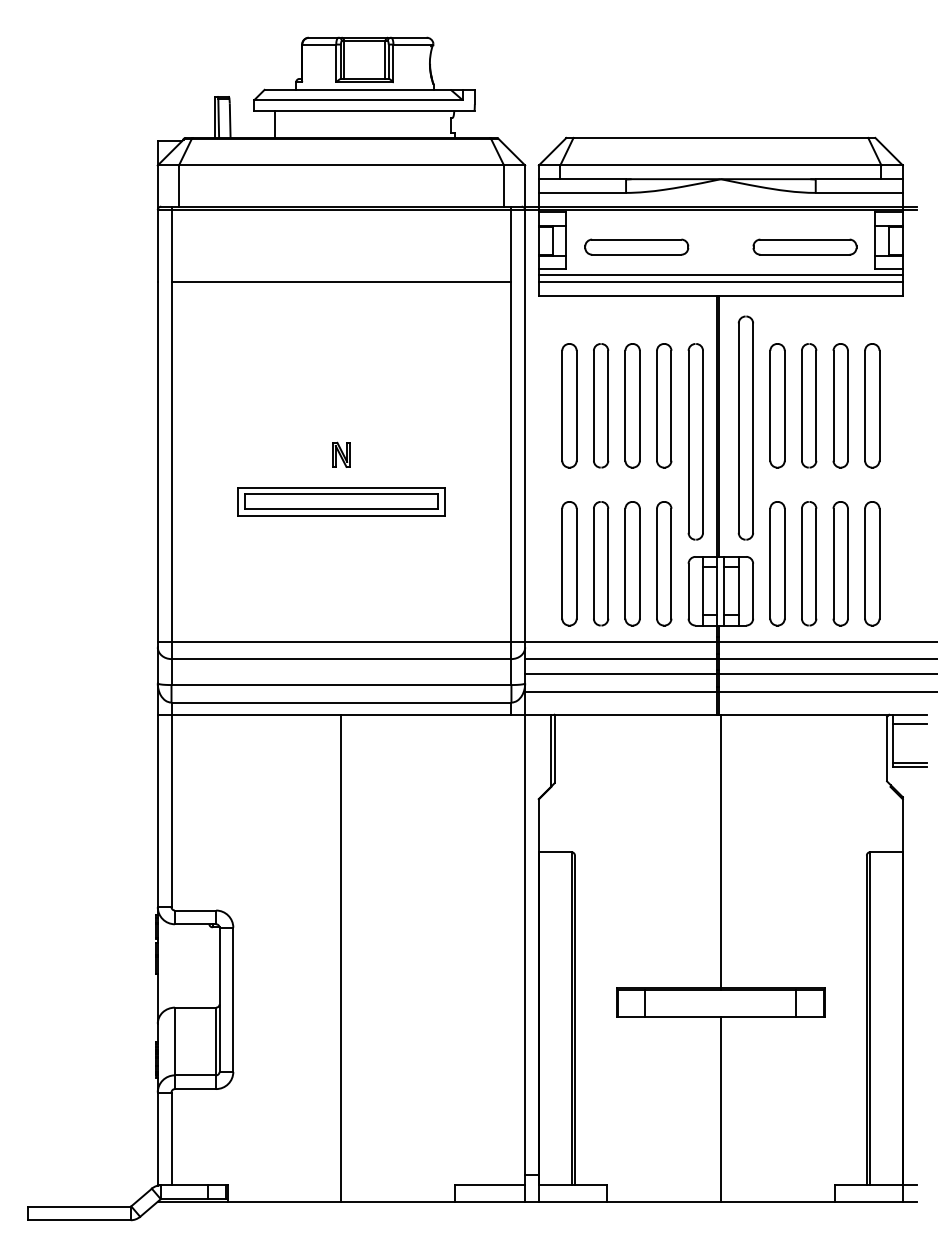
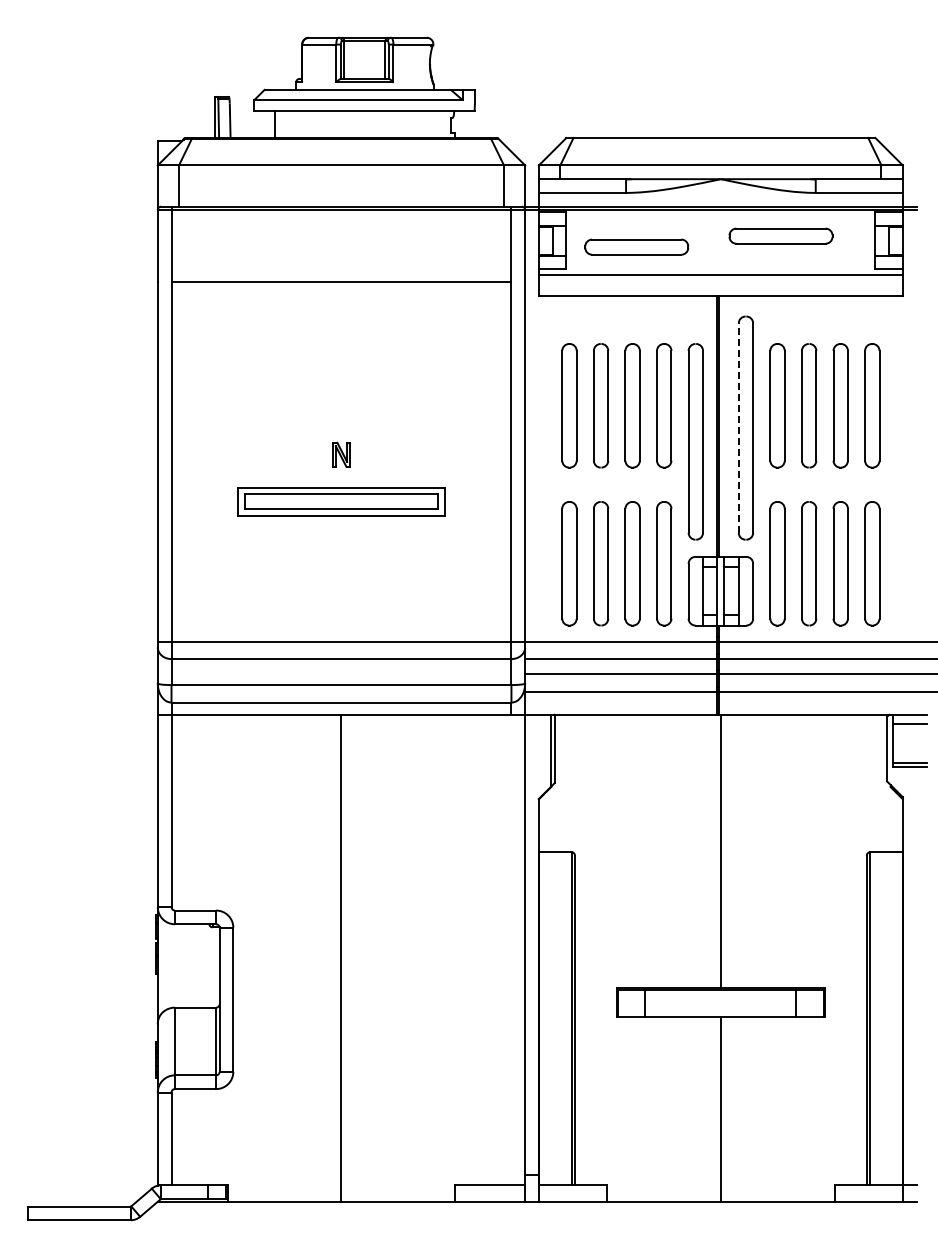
part position: (804, 246) -> (780, 235) (780, 235)
line: present -> none (720, 282)
line: solid -> dashed (738, 428)
